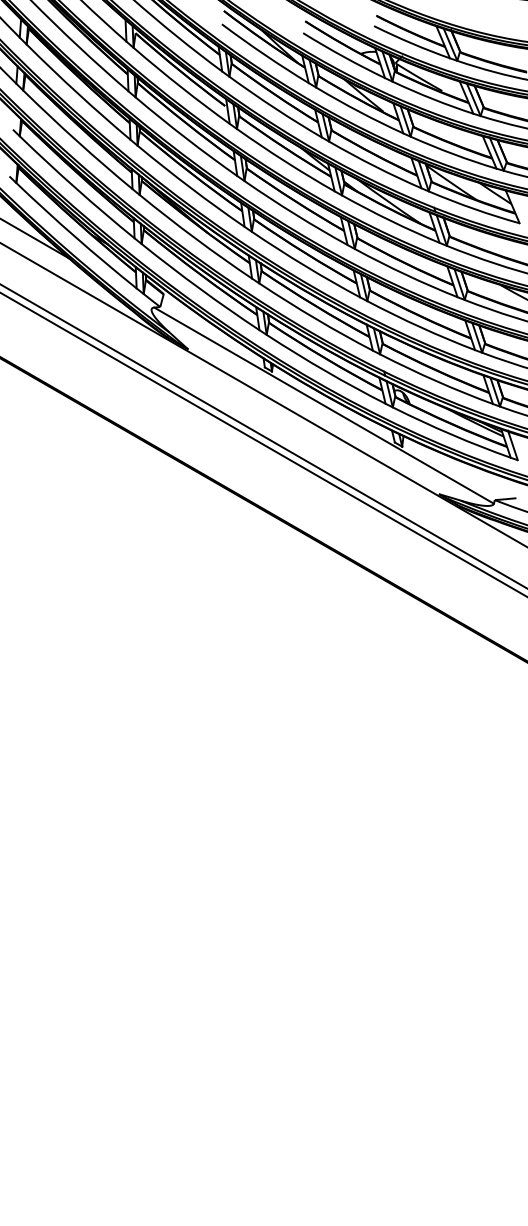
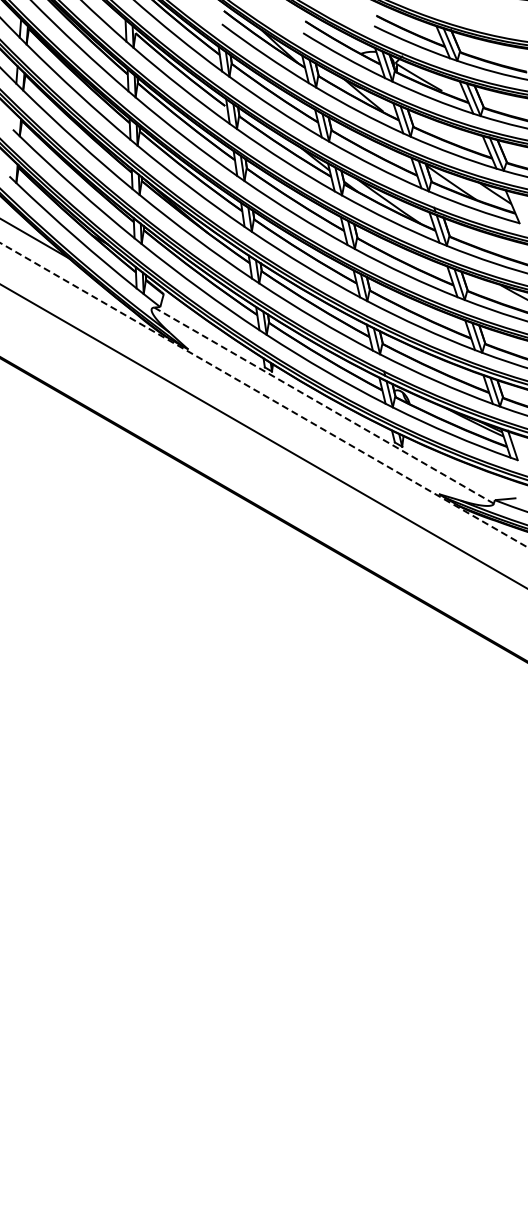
line: solid -> dashed (264, 395)
line: solid -> dashed (323, 405)
line: present -> none (263, 444)
